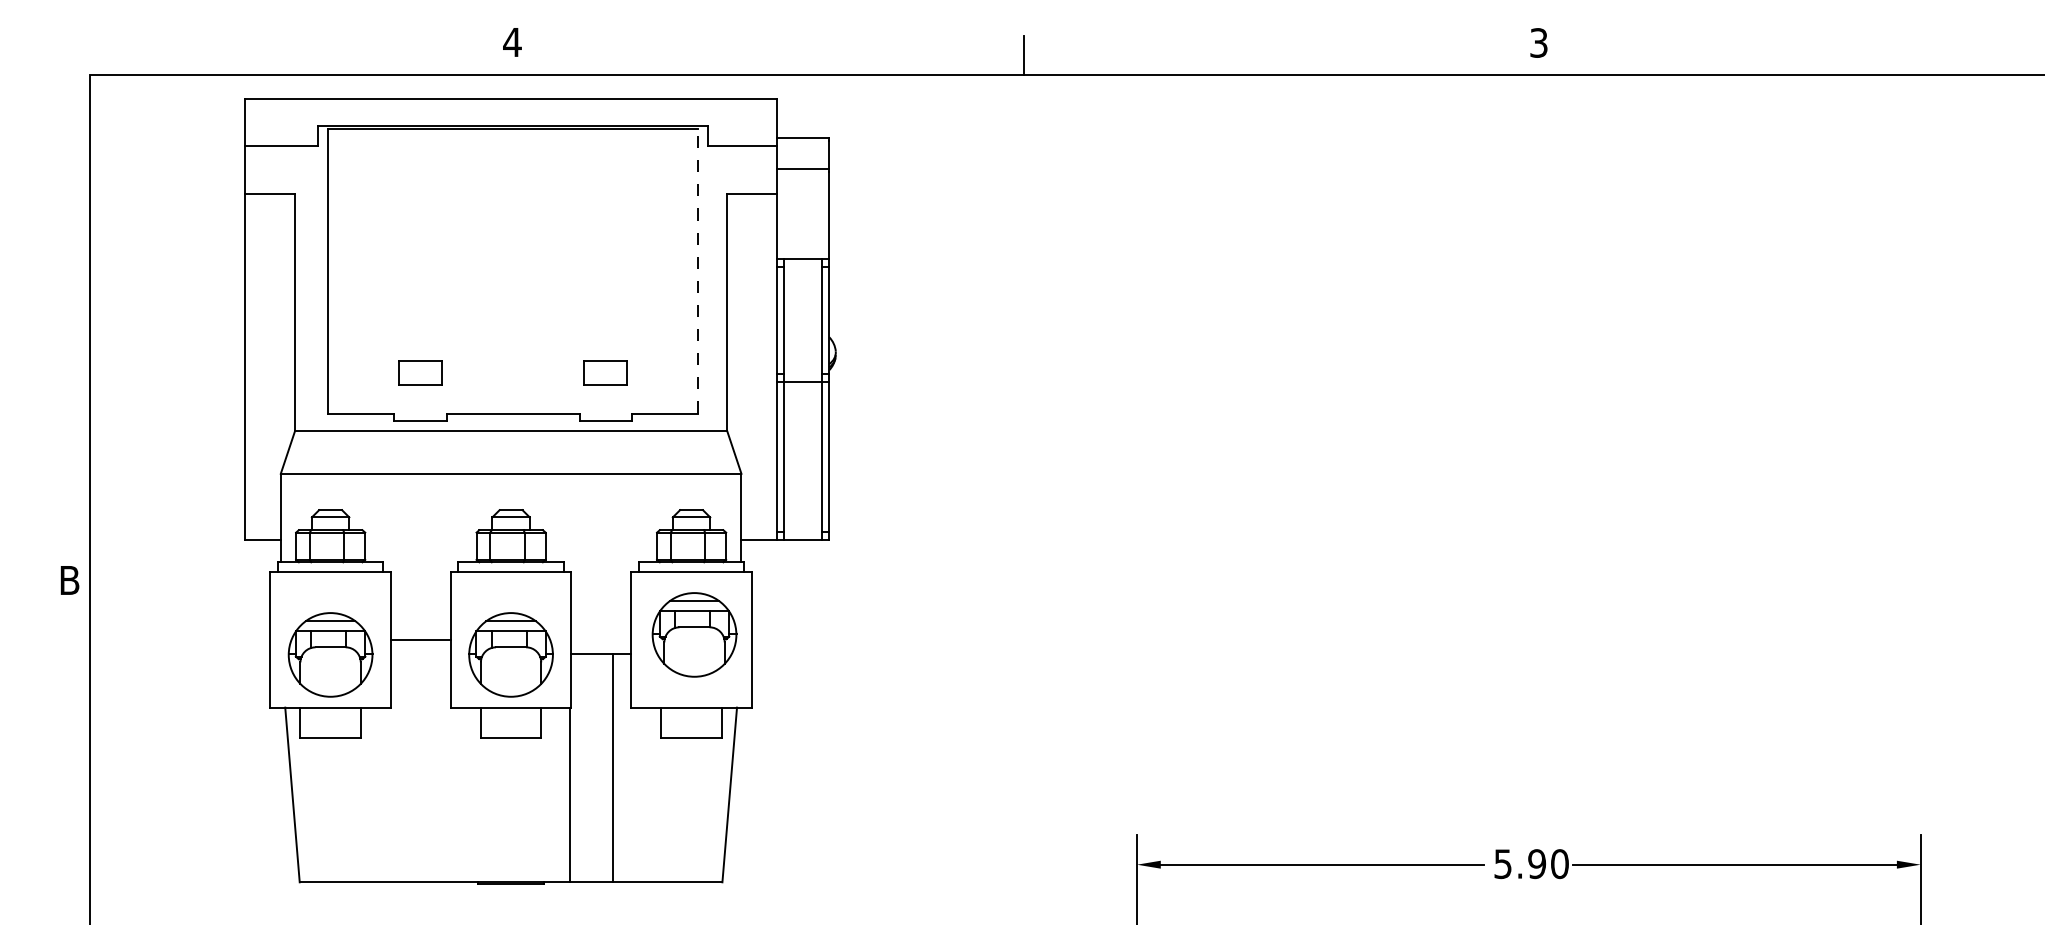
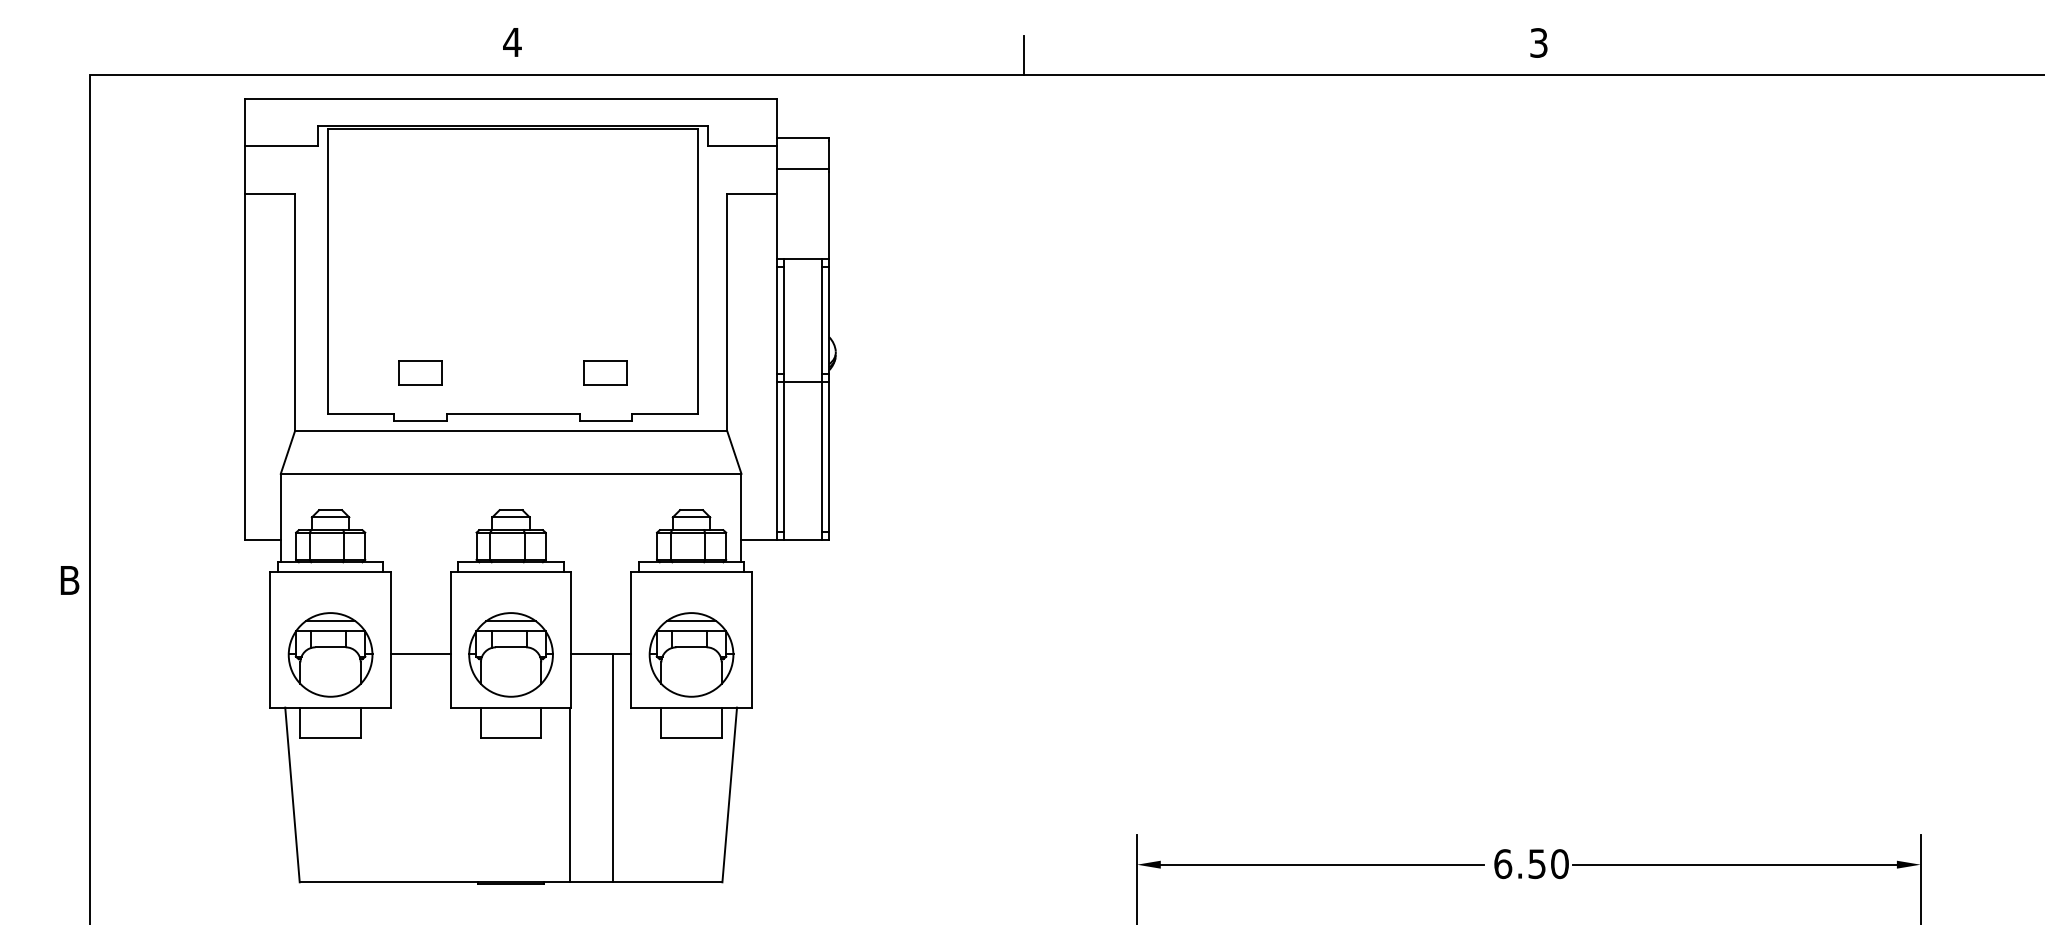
line: dashed -> solid (698, 270)
part position: (694, 634) -> (691, 654) (691, 654)
line position: (420, 640) -> (420, 654) (420, 654)
text: 5.90 -> 6.50 (1520, 864)
